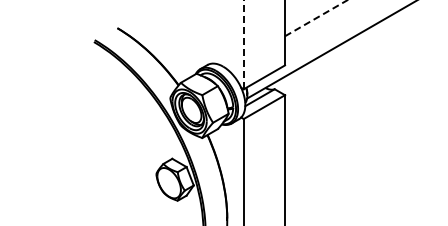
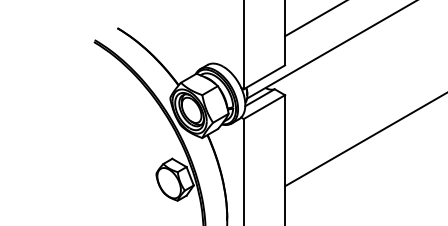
line: dashed -> solid (316, 18)
line: dashed -> solid (243, 44)
line: none -> present (364, 140)
